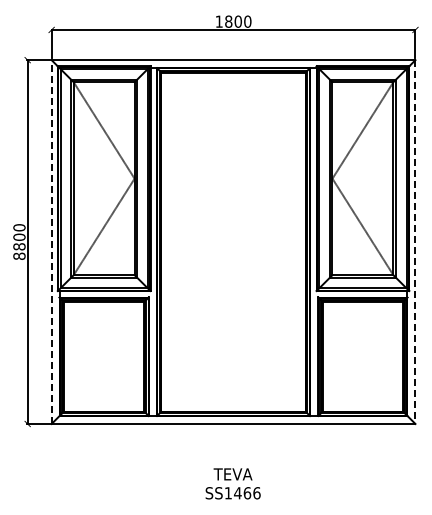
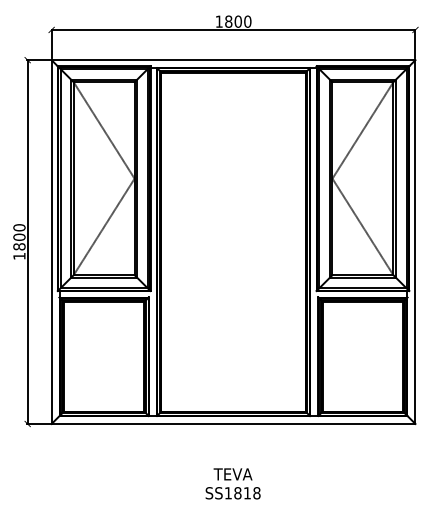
line: dashed -> solid (51, 242)
line: dashed -> solid (415, 242)
text: 8800 -> 1800 (19, 255)
text: SS1466 -> SS1818 (247, 493)
